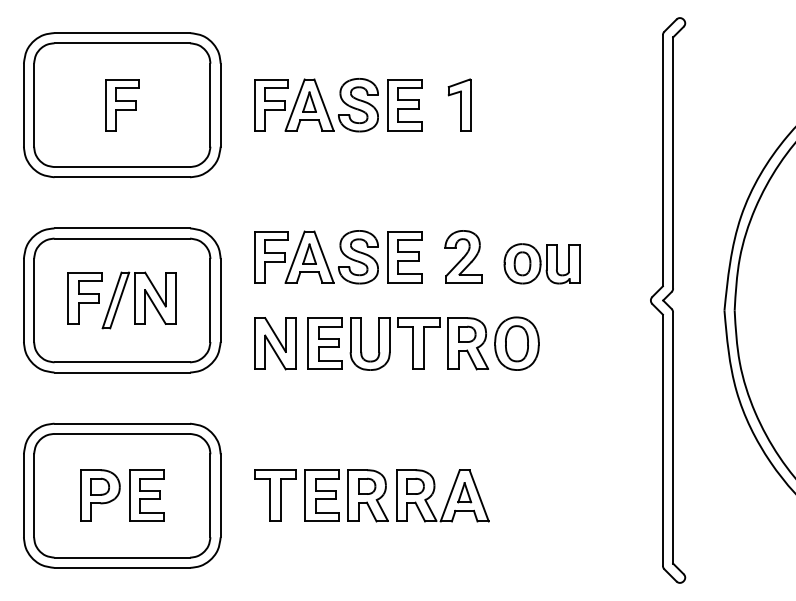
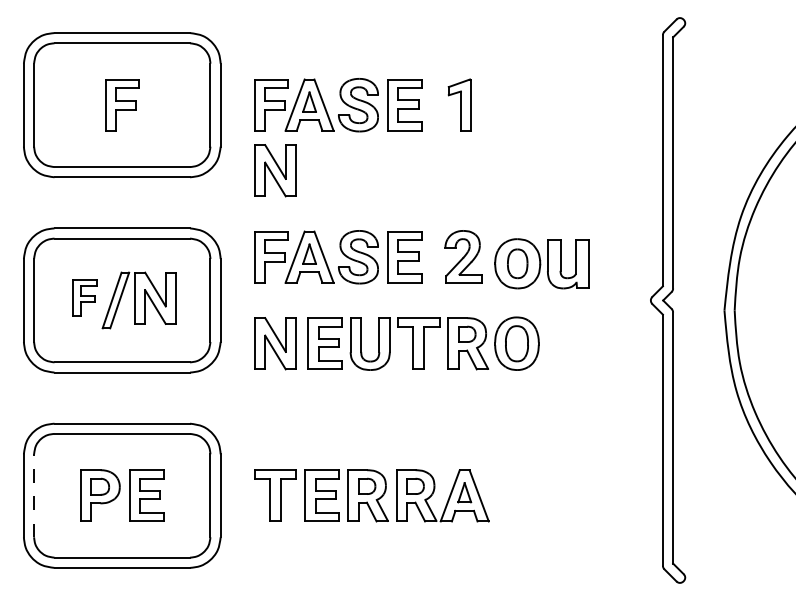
part: none -> present (275, 170)
part size: 78x42 px -> 96x52 px (541, 263)
part size: 36x53 px -> 26x38 px (84, 297)
line: solid -> dashed (34, 495)
